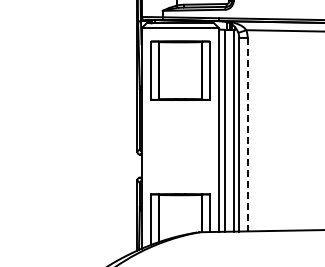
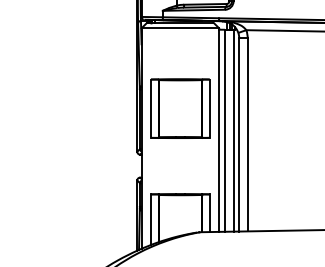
part position: (180, 70) -> (180, 108) (180, 108)
line: dashed -> solid (247, 135)
